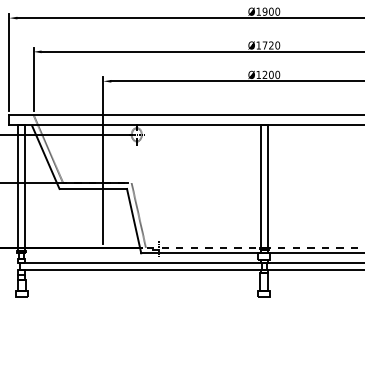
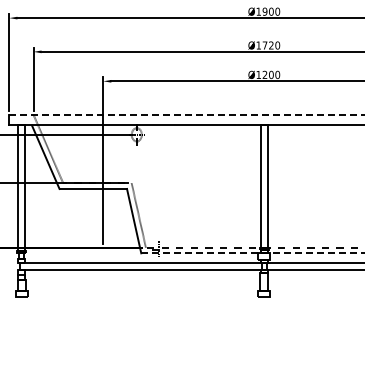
line: solid -> dashed (187, 114)
line: solid -> dashed (253, 253)
